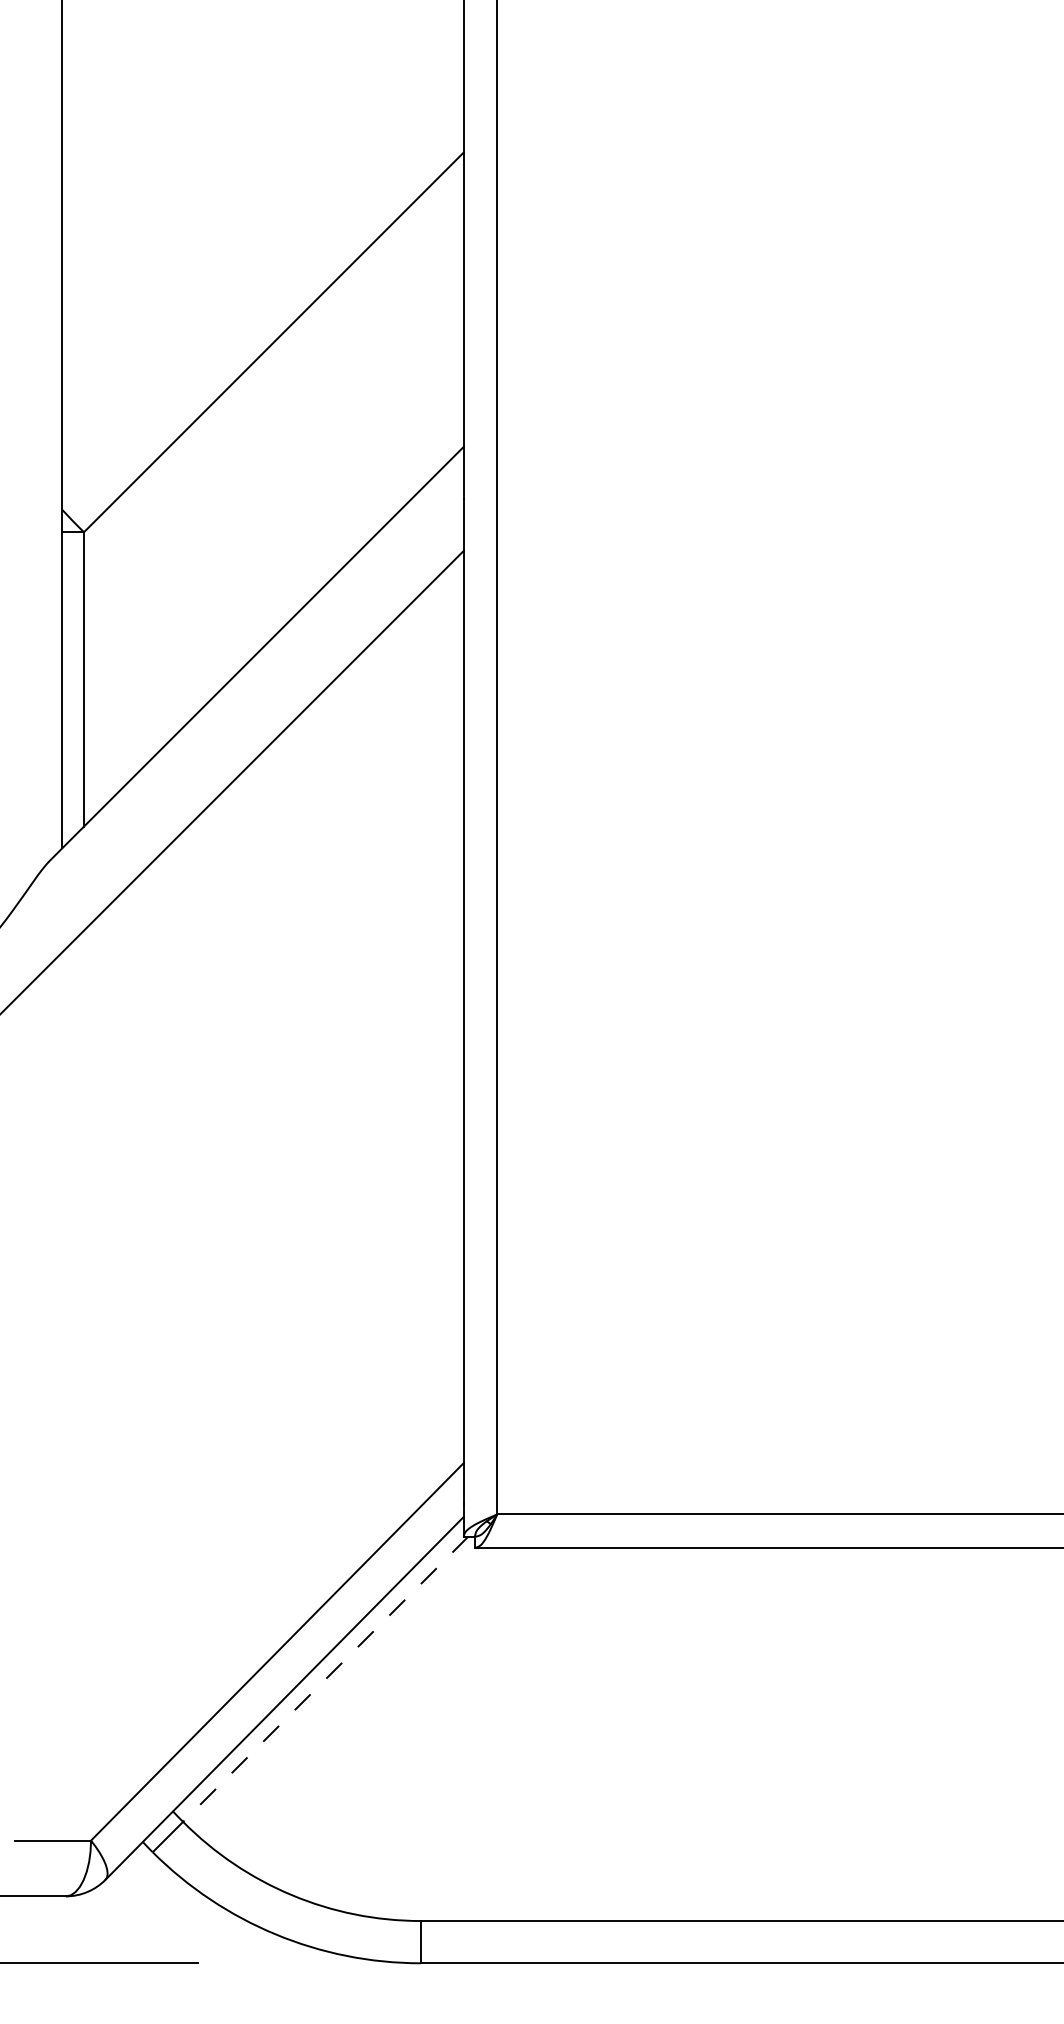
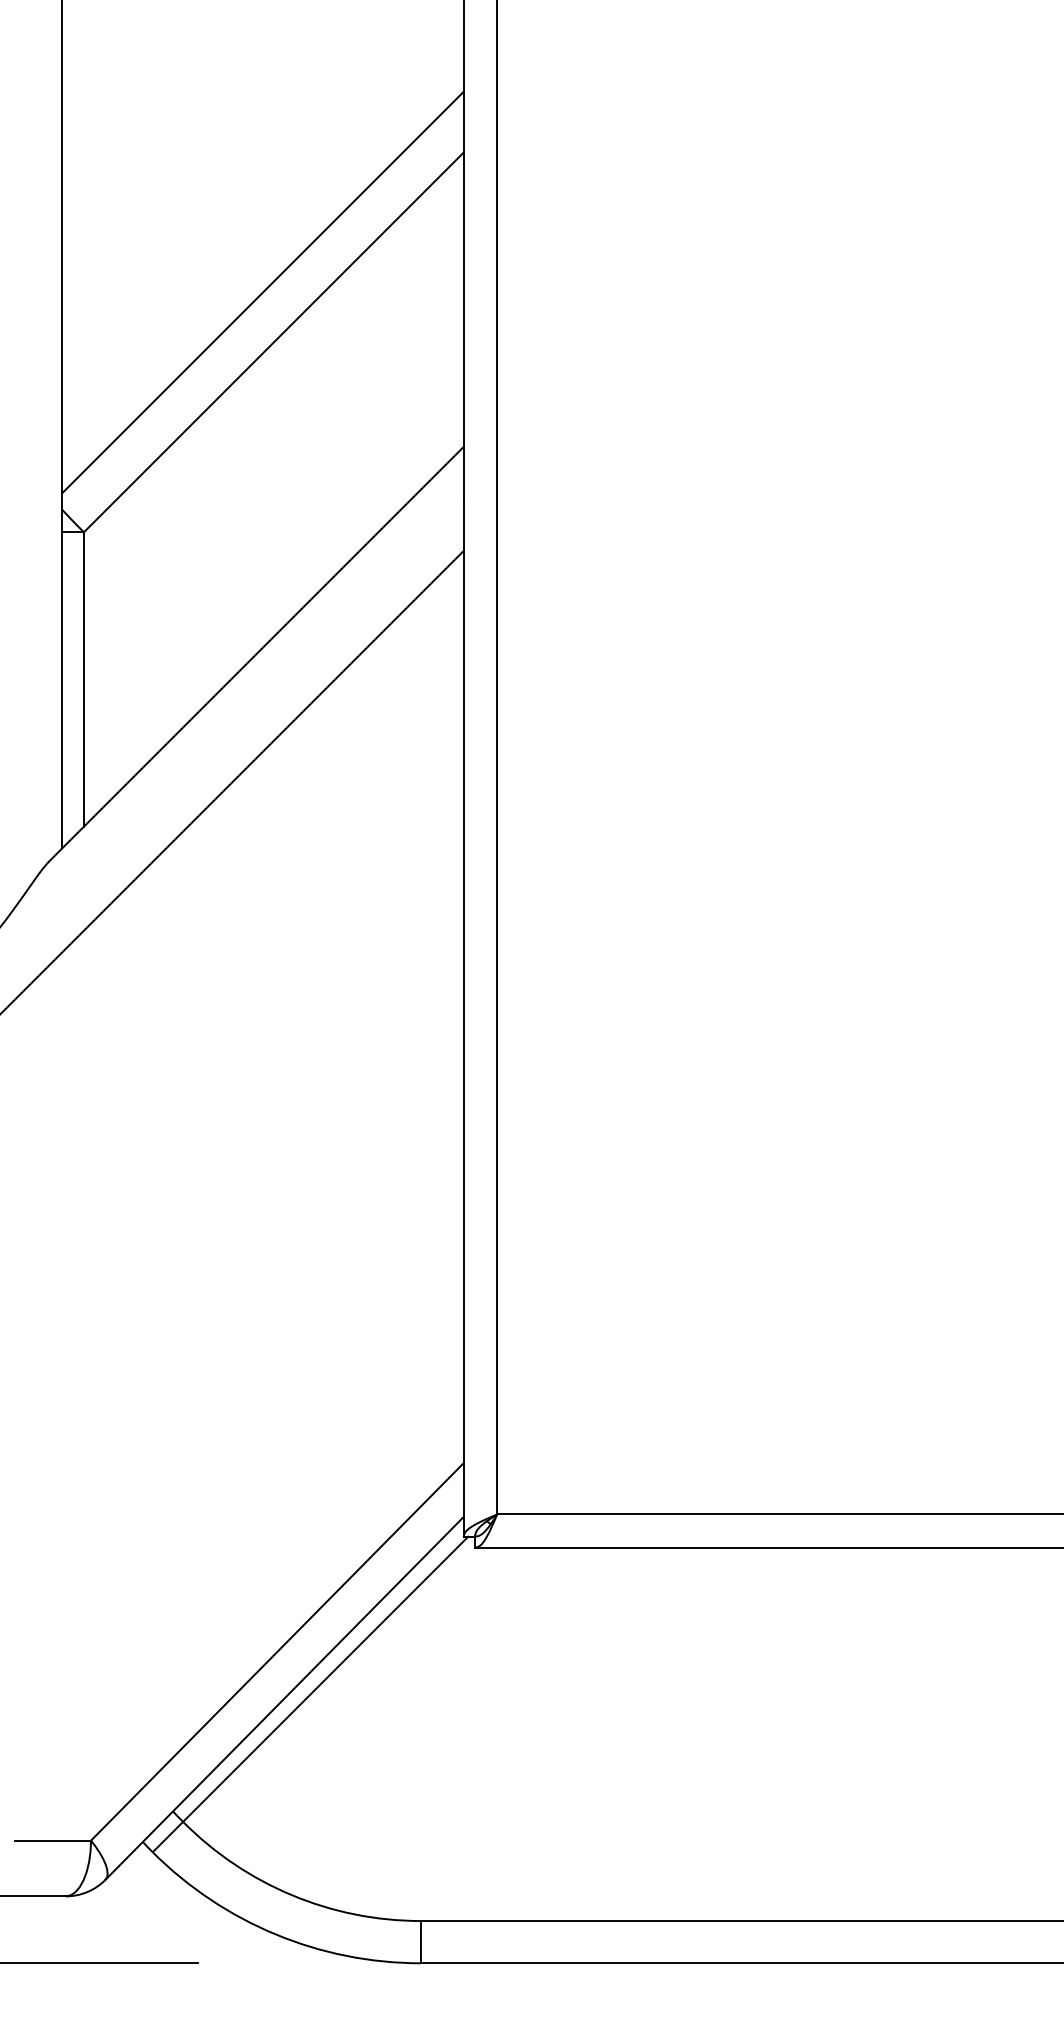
line: none -> present (262, 292)
line: dashed -> solid (325, 1679)
